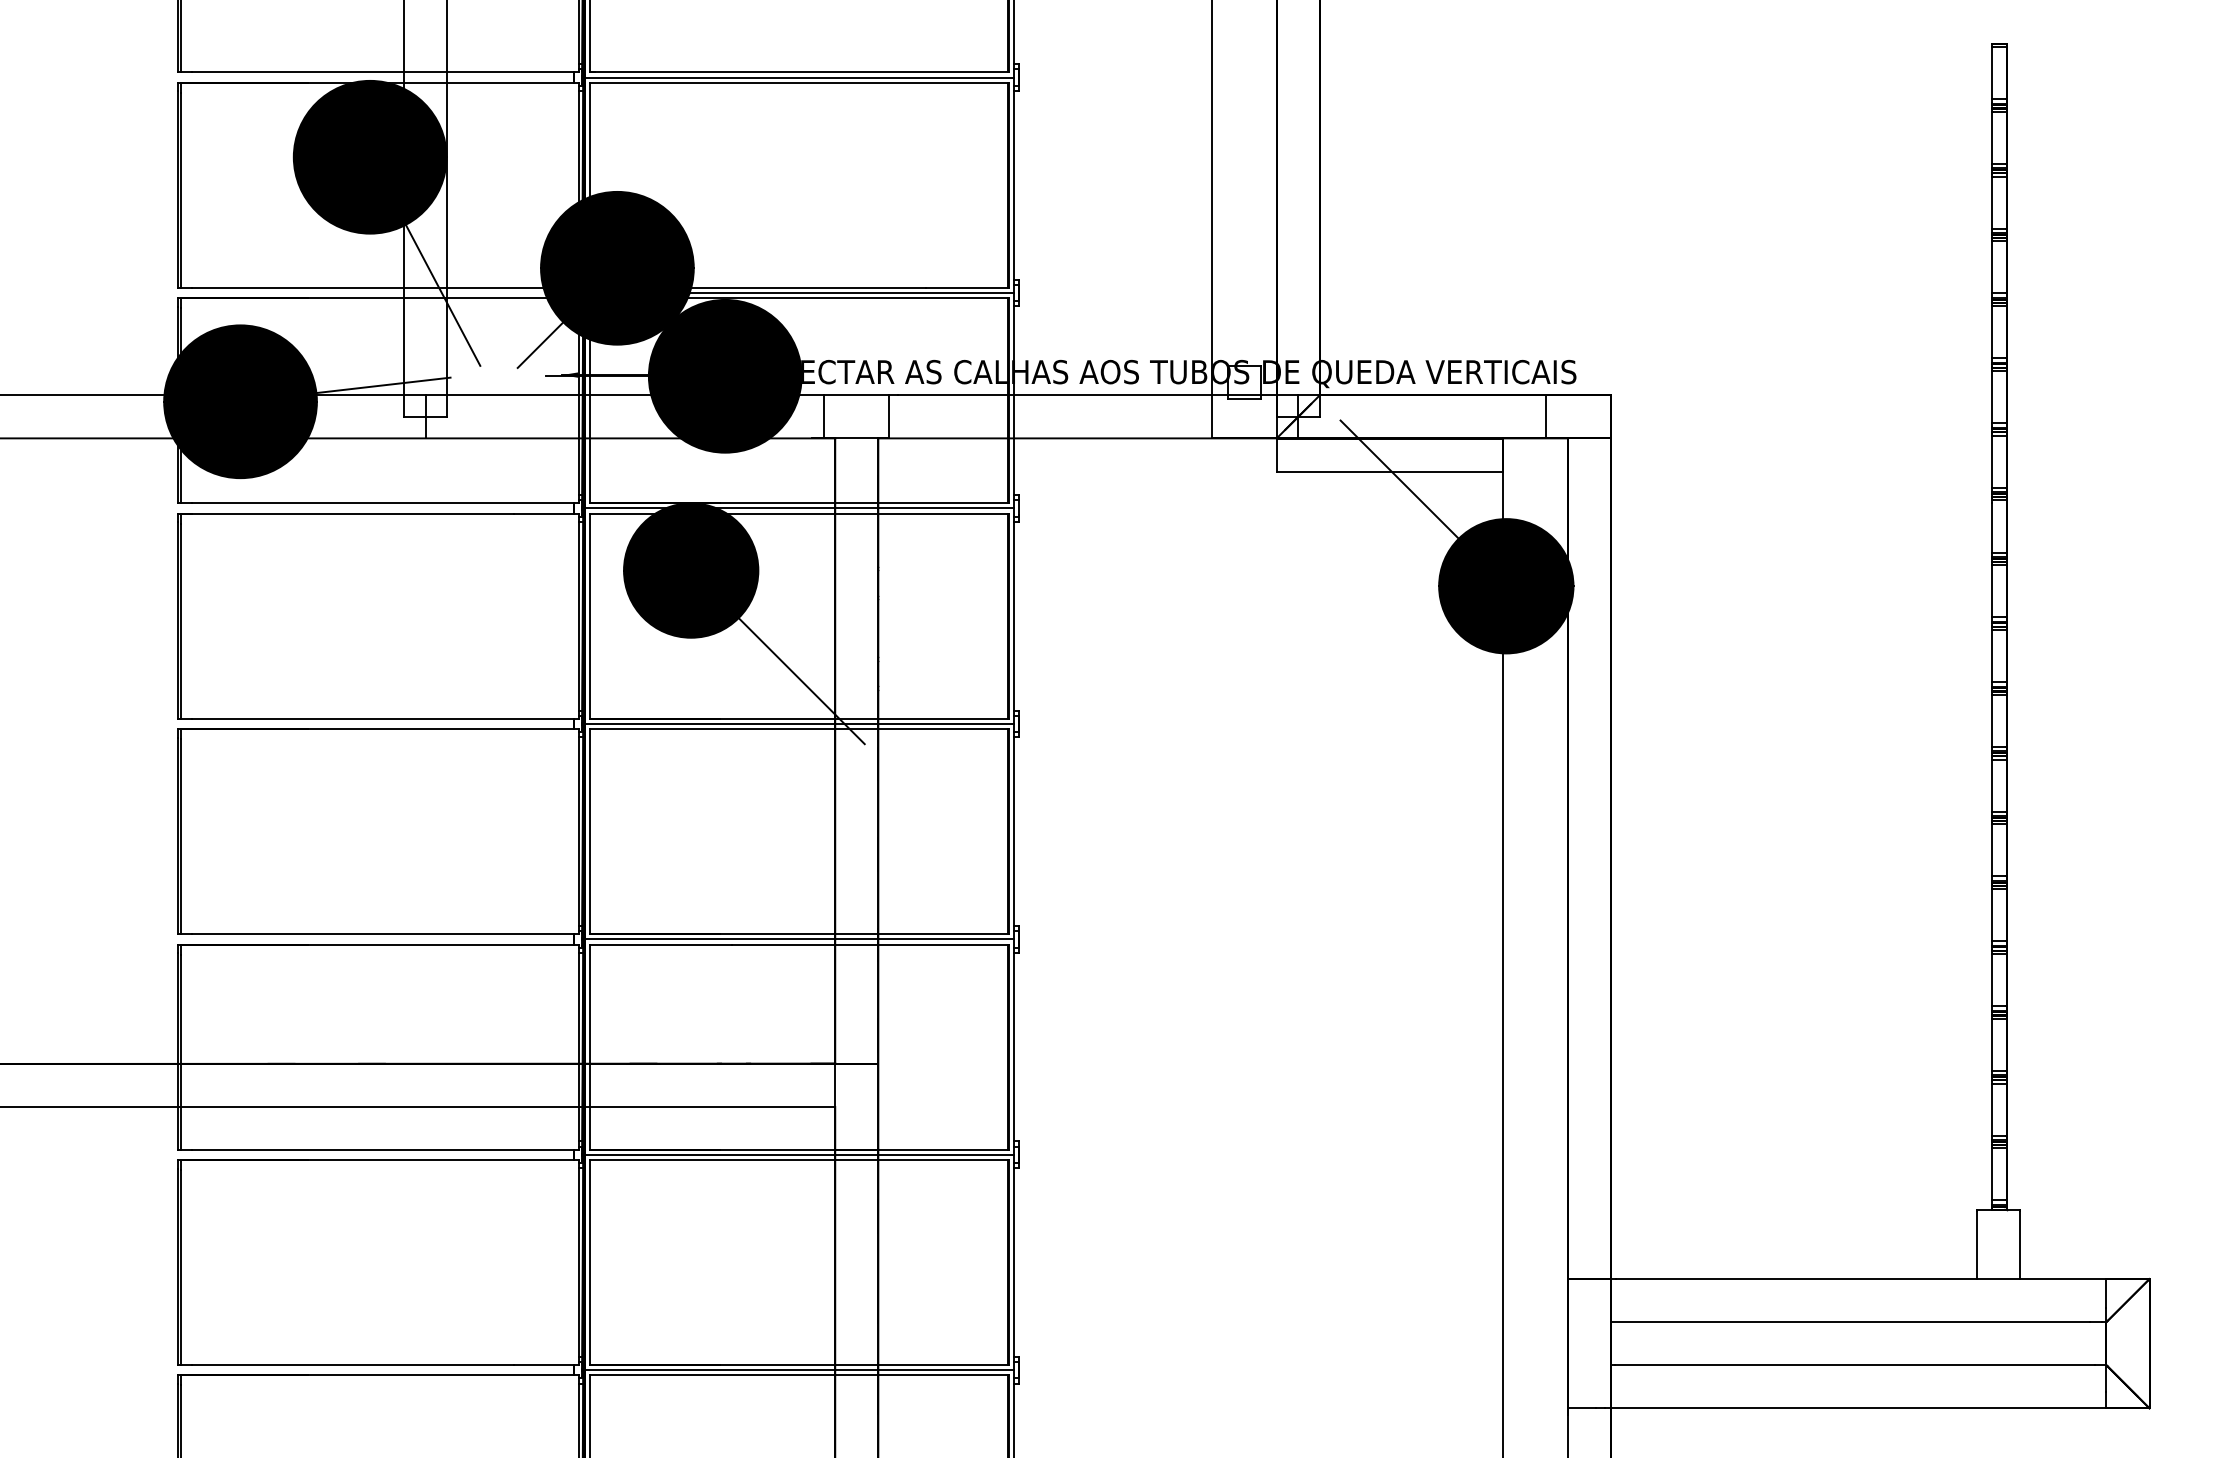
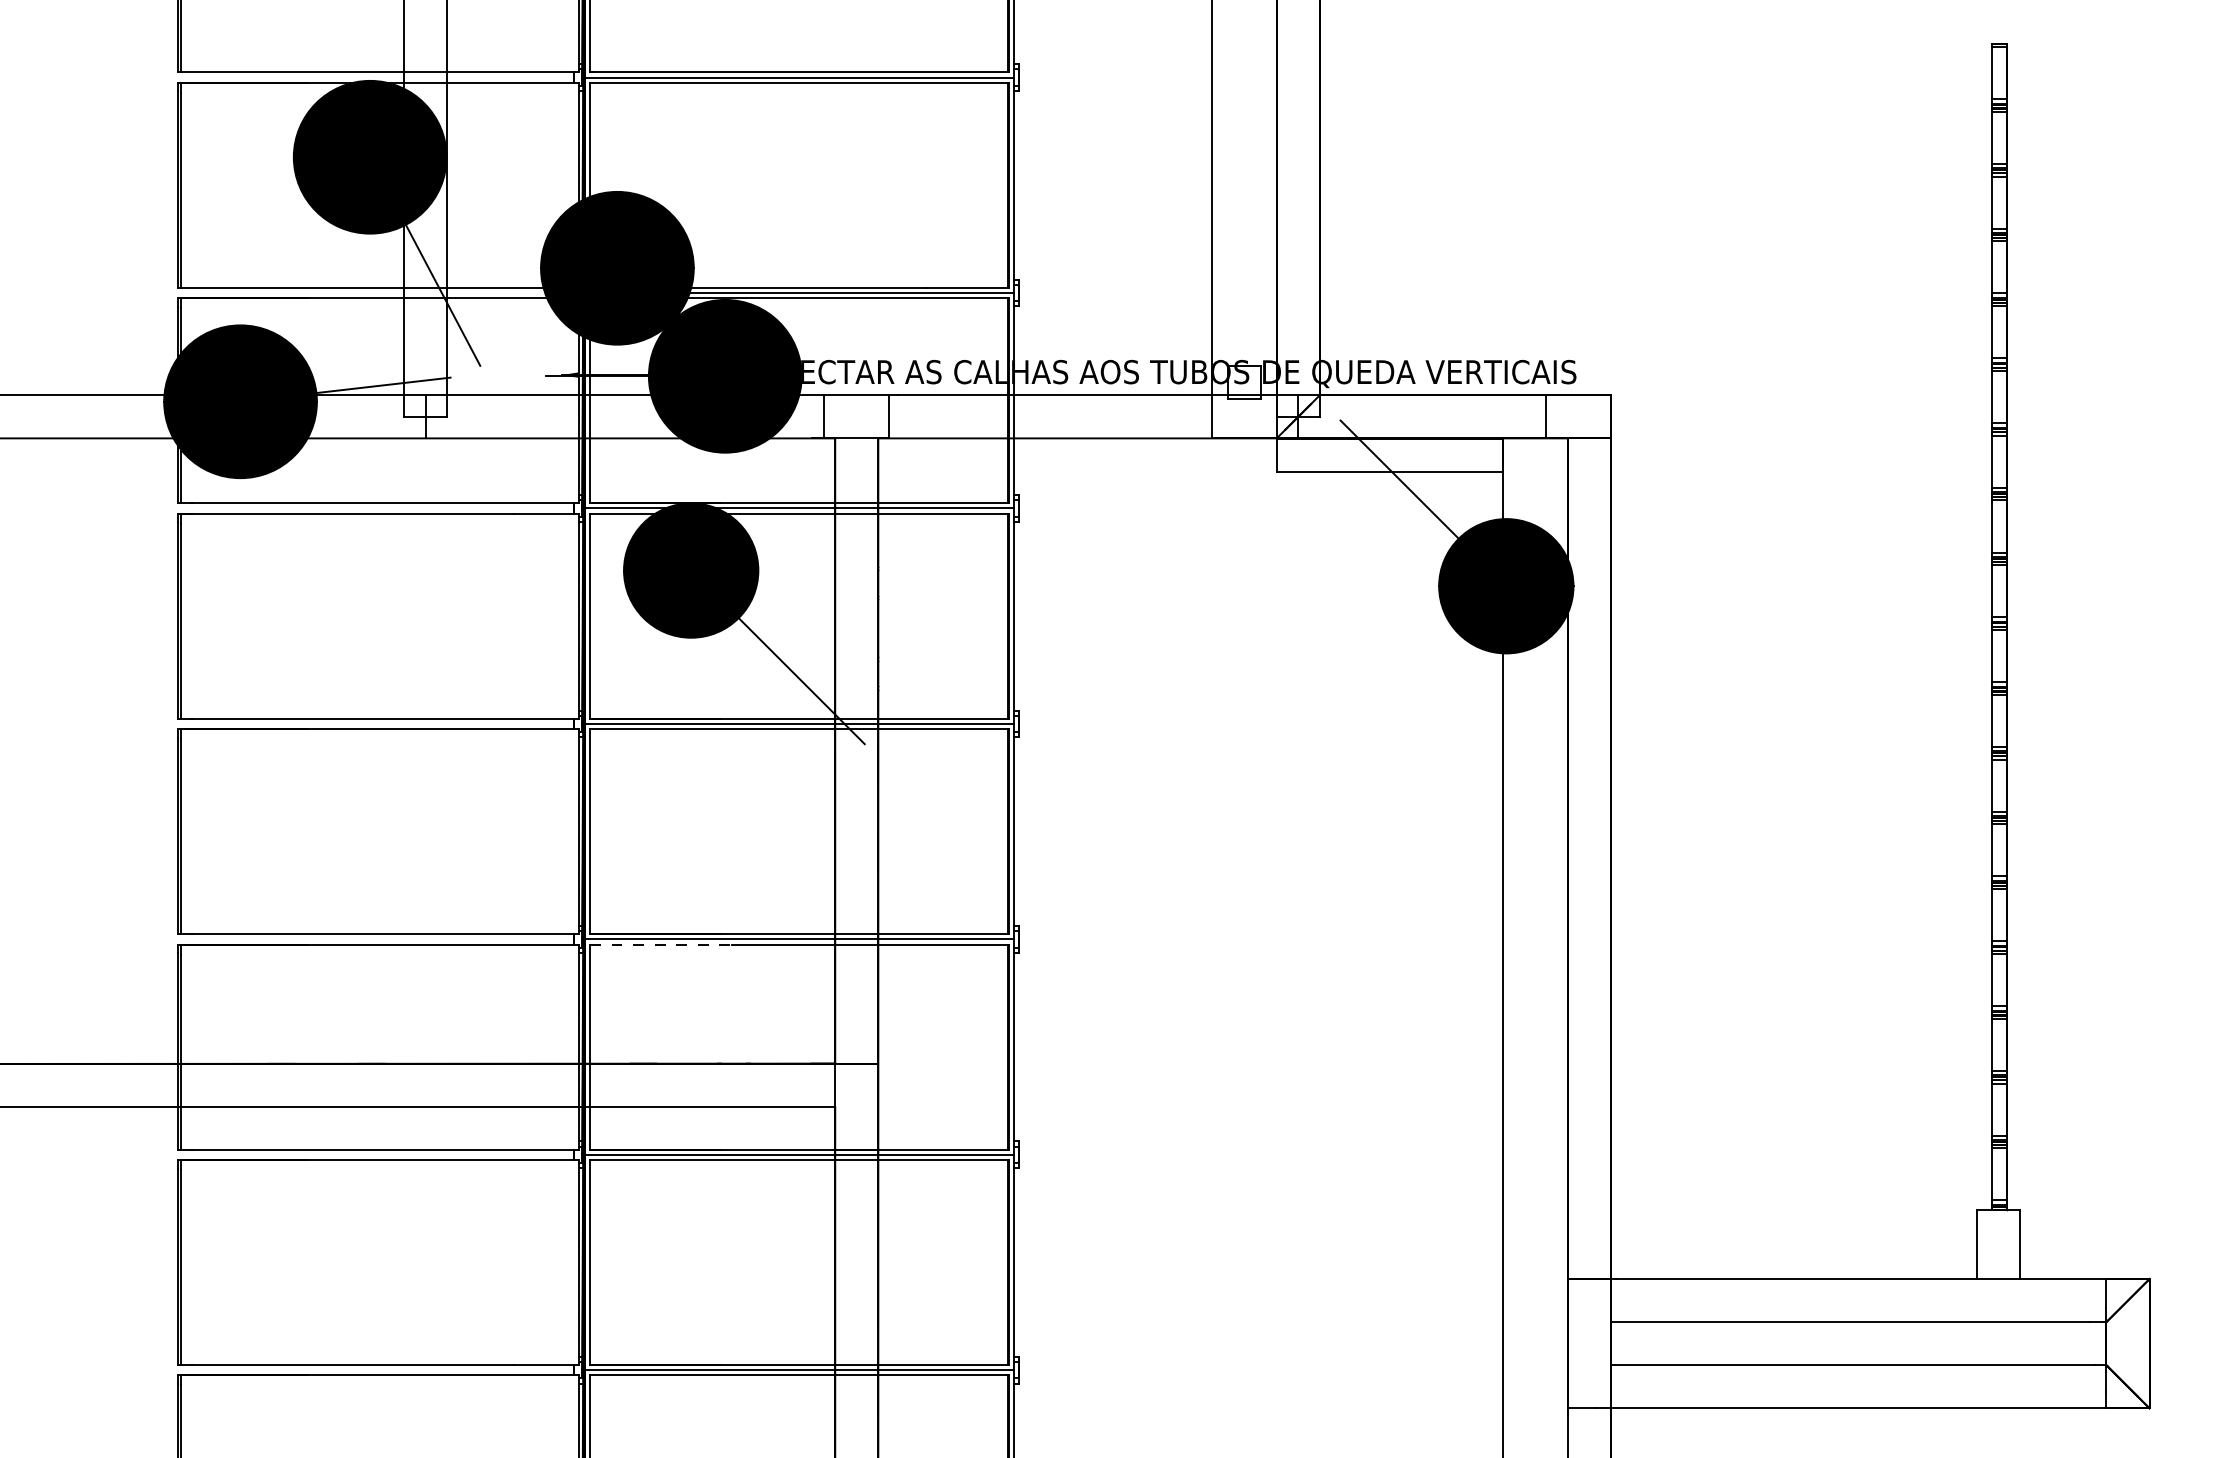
line: present -> none (540, 344)
line: solid -> dashed (660, 944)
